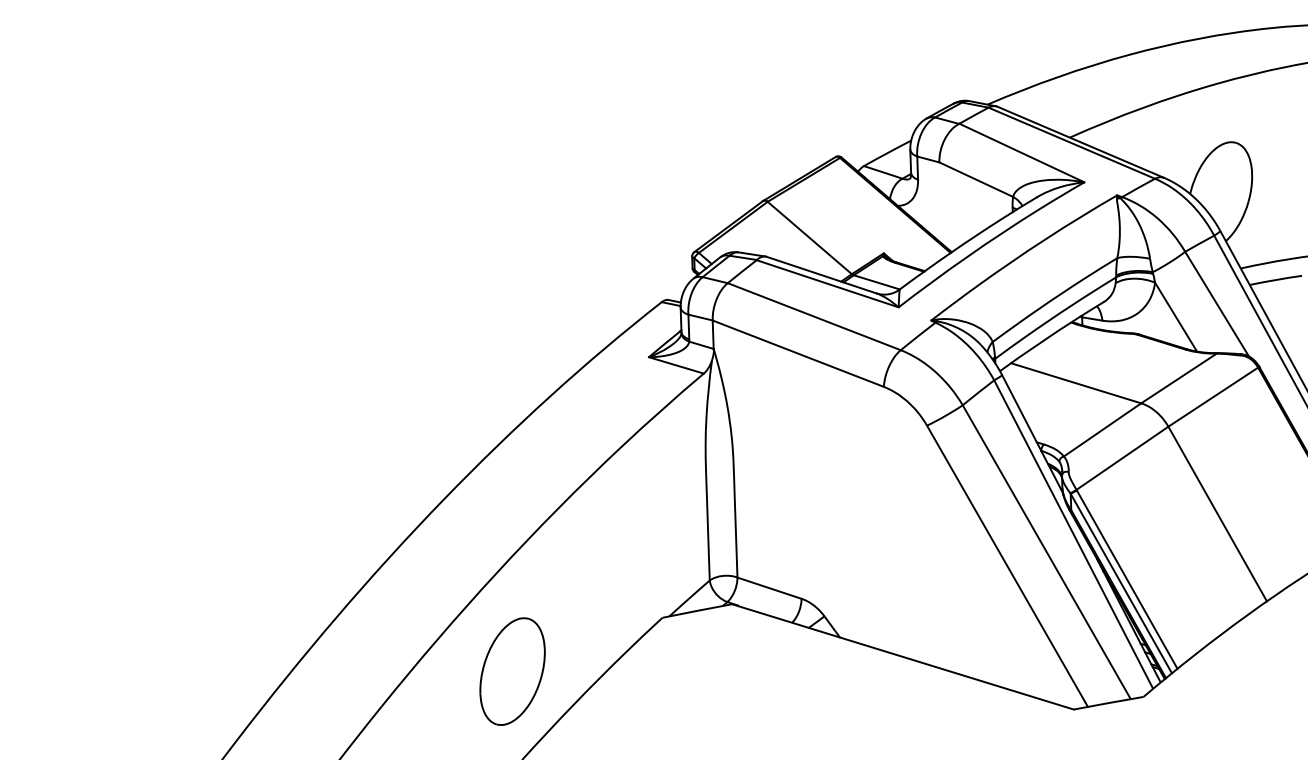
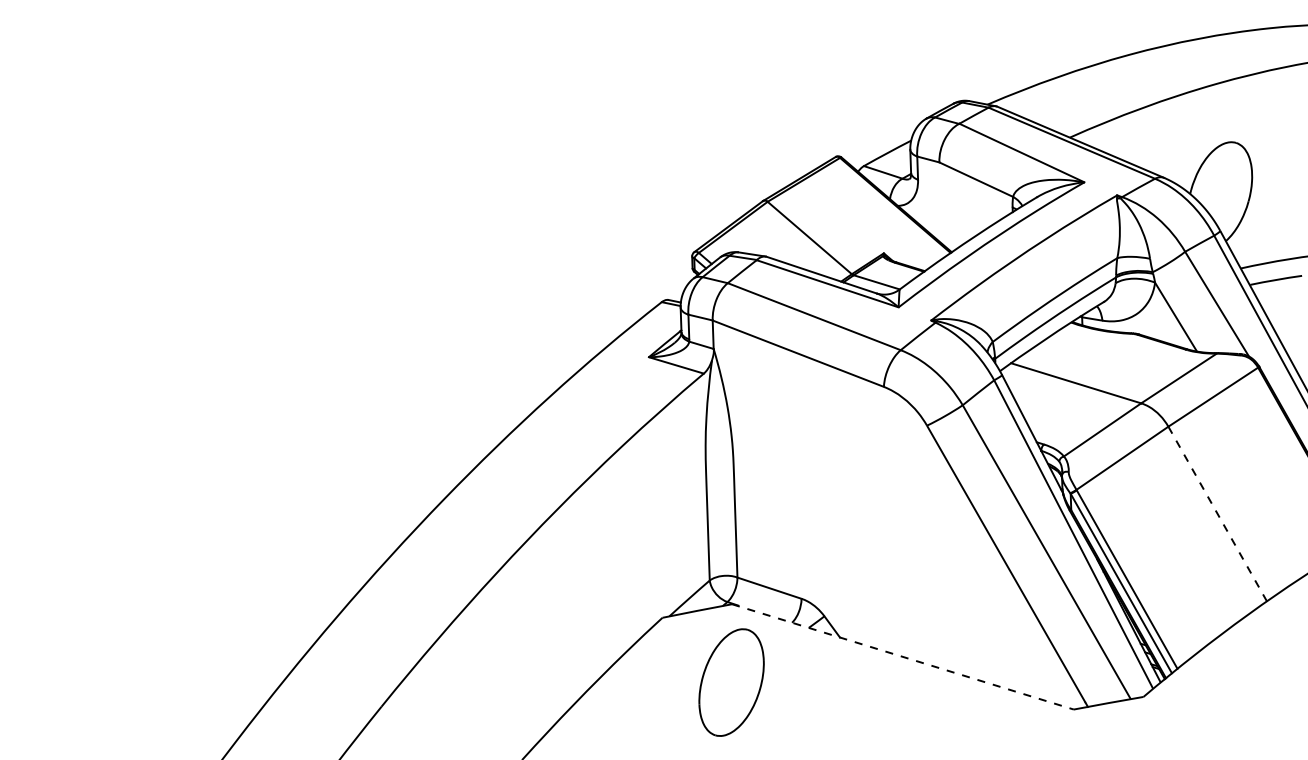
line: solid -> dashed (1217, 513)
line: solid -> dashed (902, 656)
part position: (512, 671) -> (731, 682) (731, 682)
